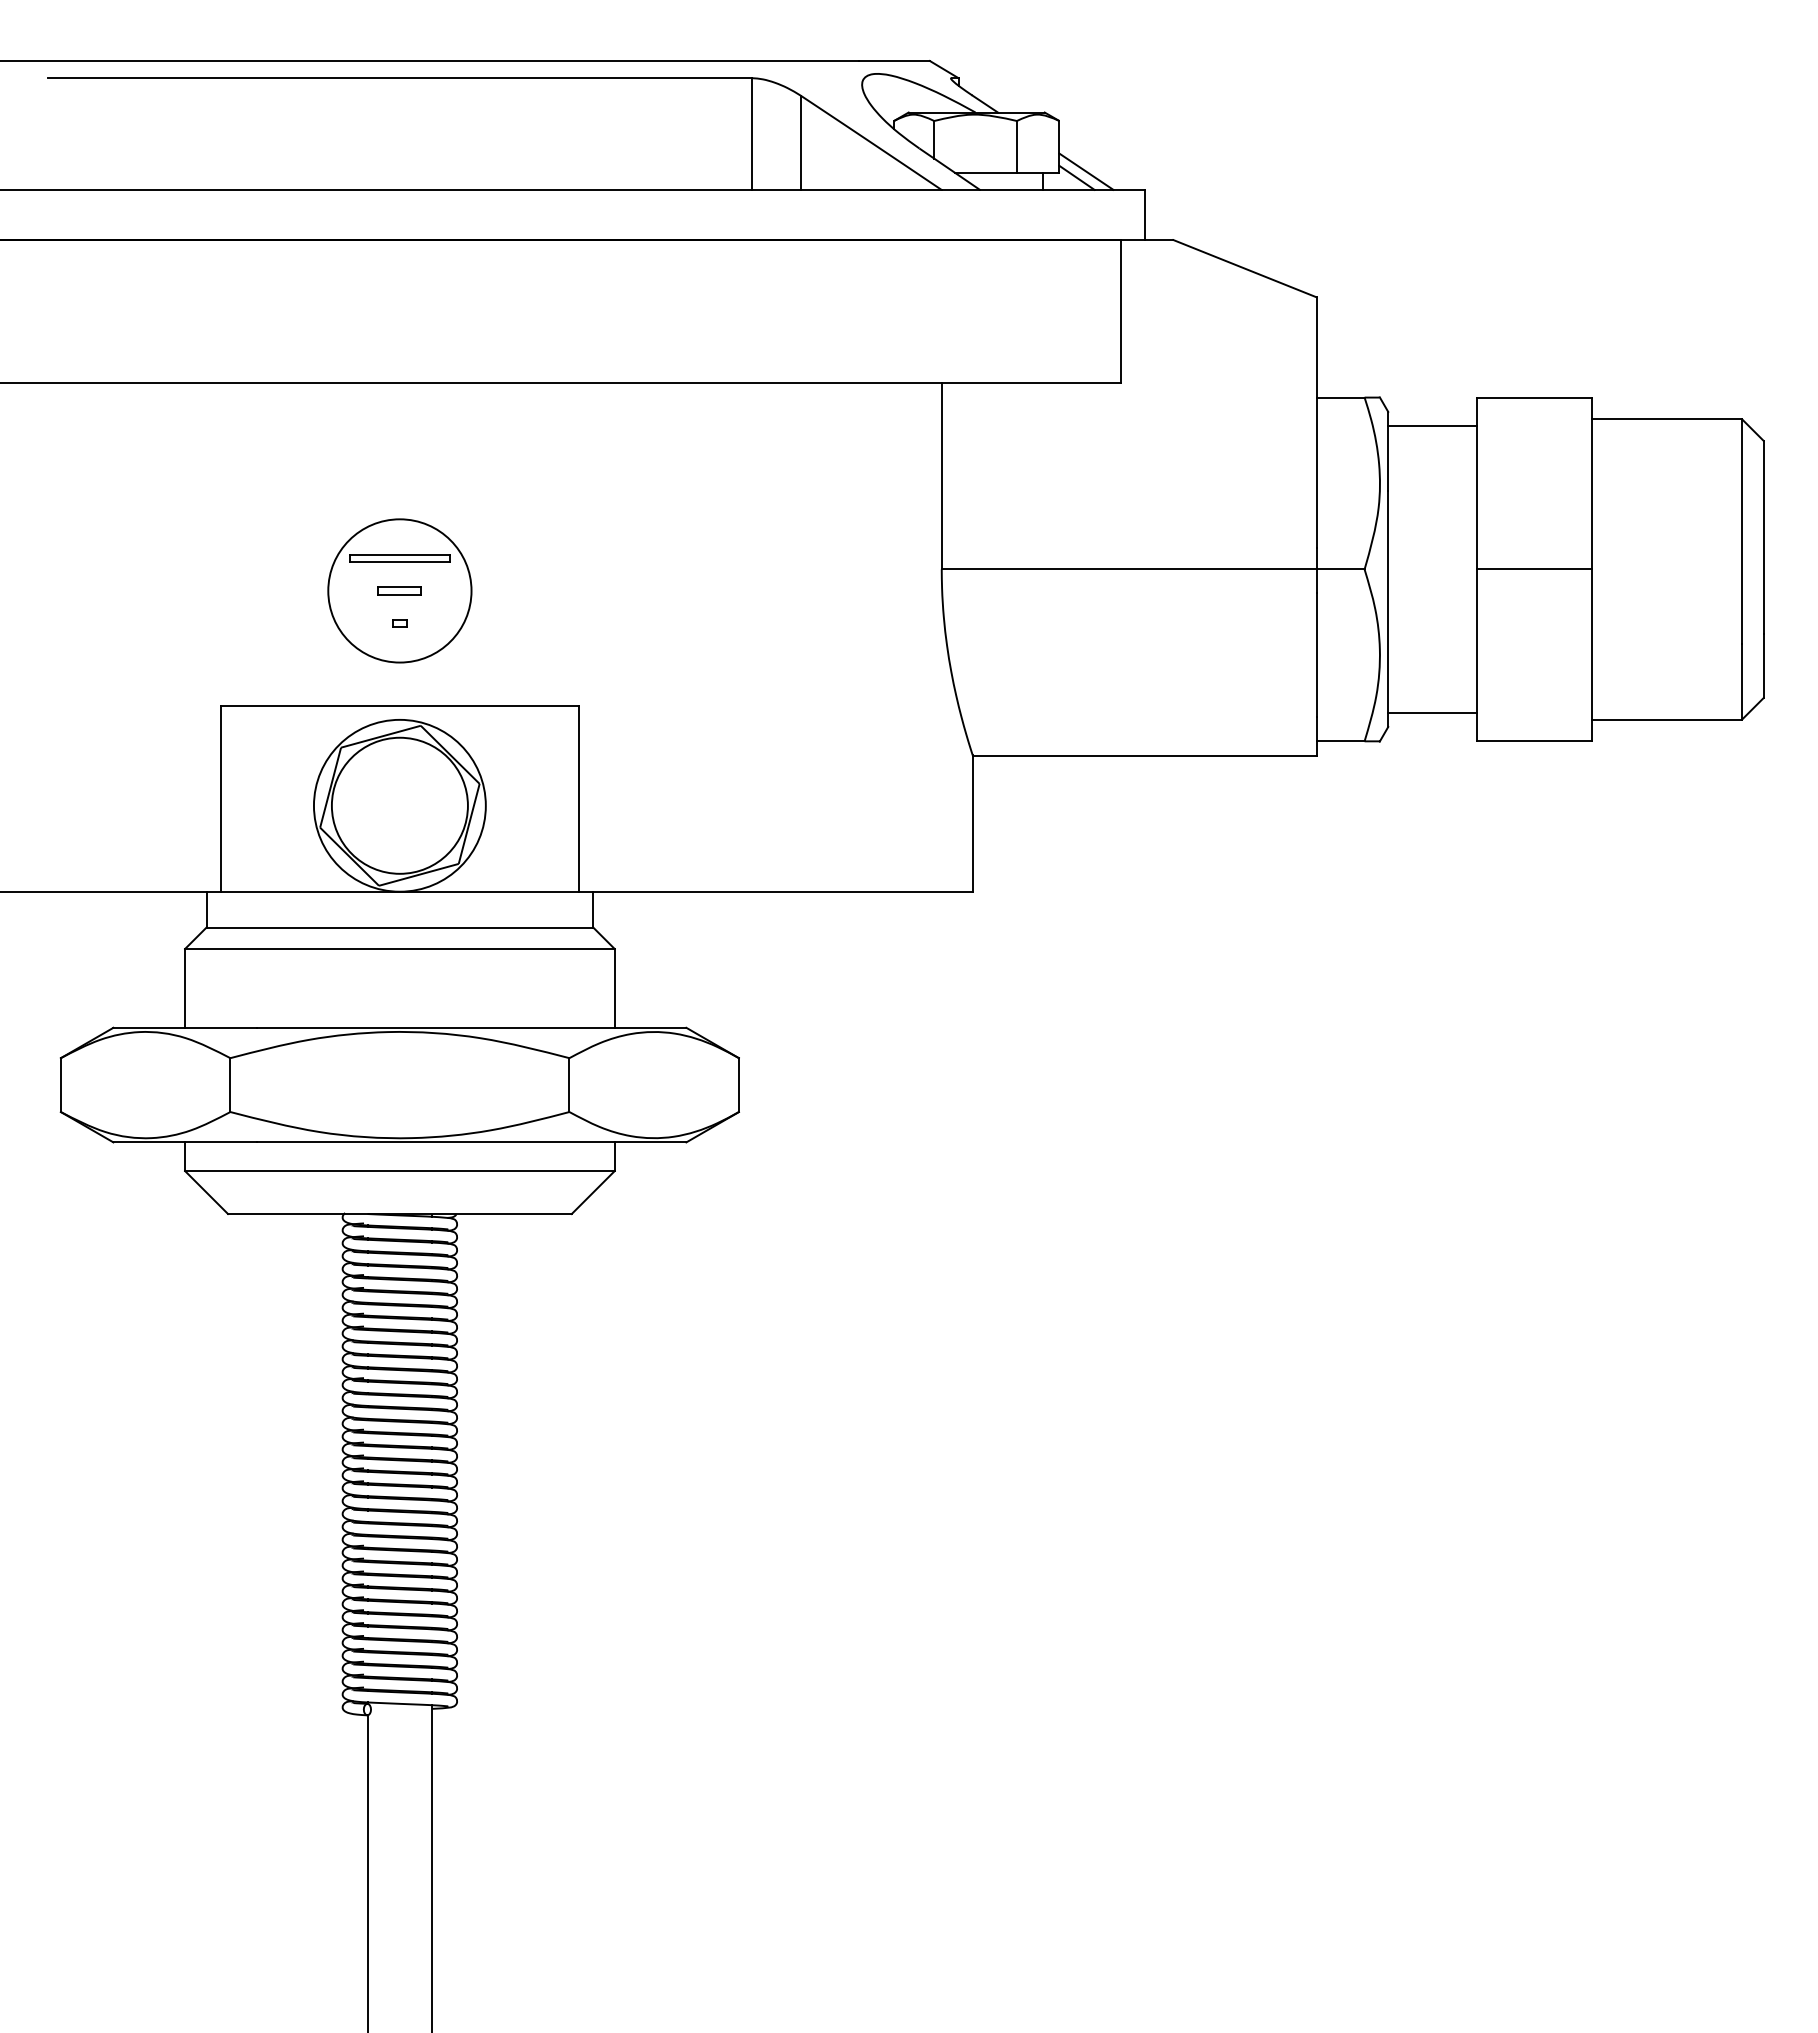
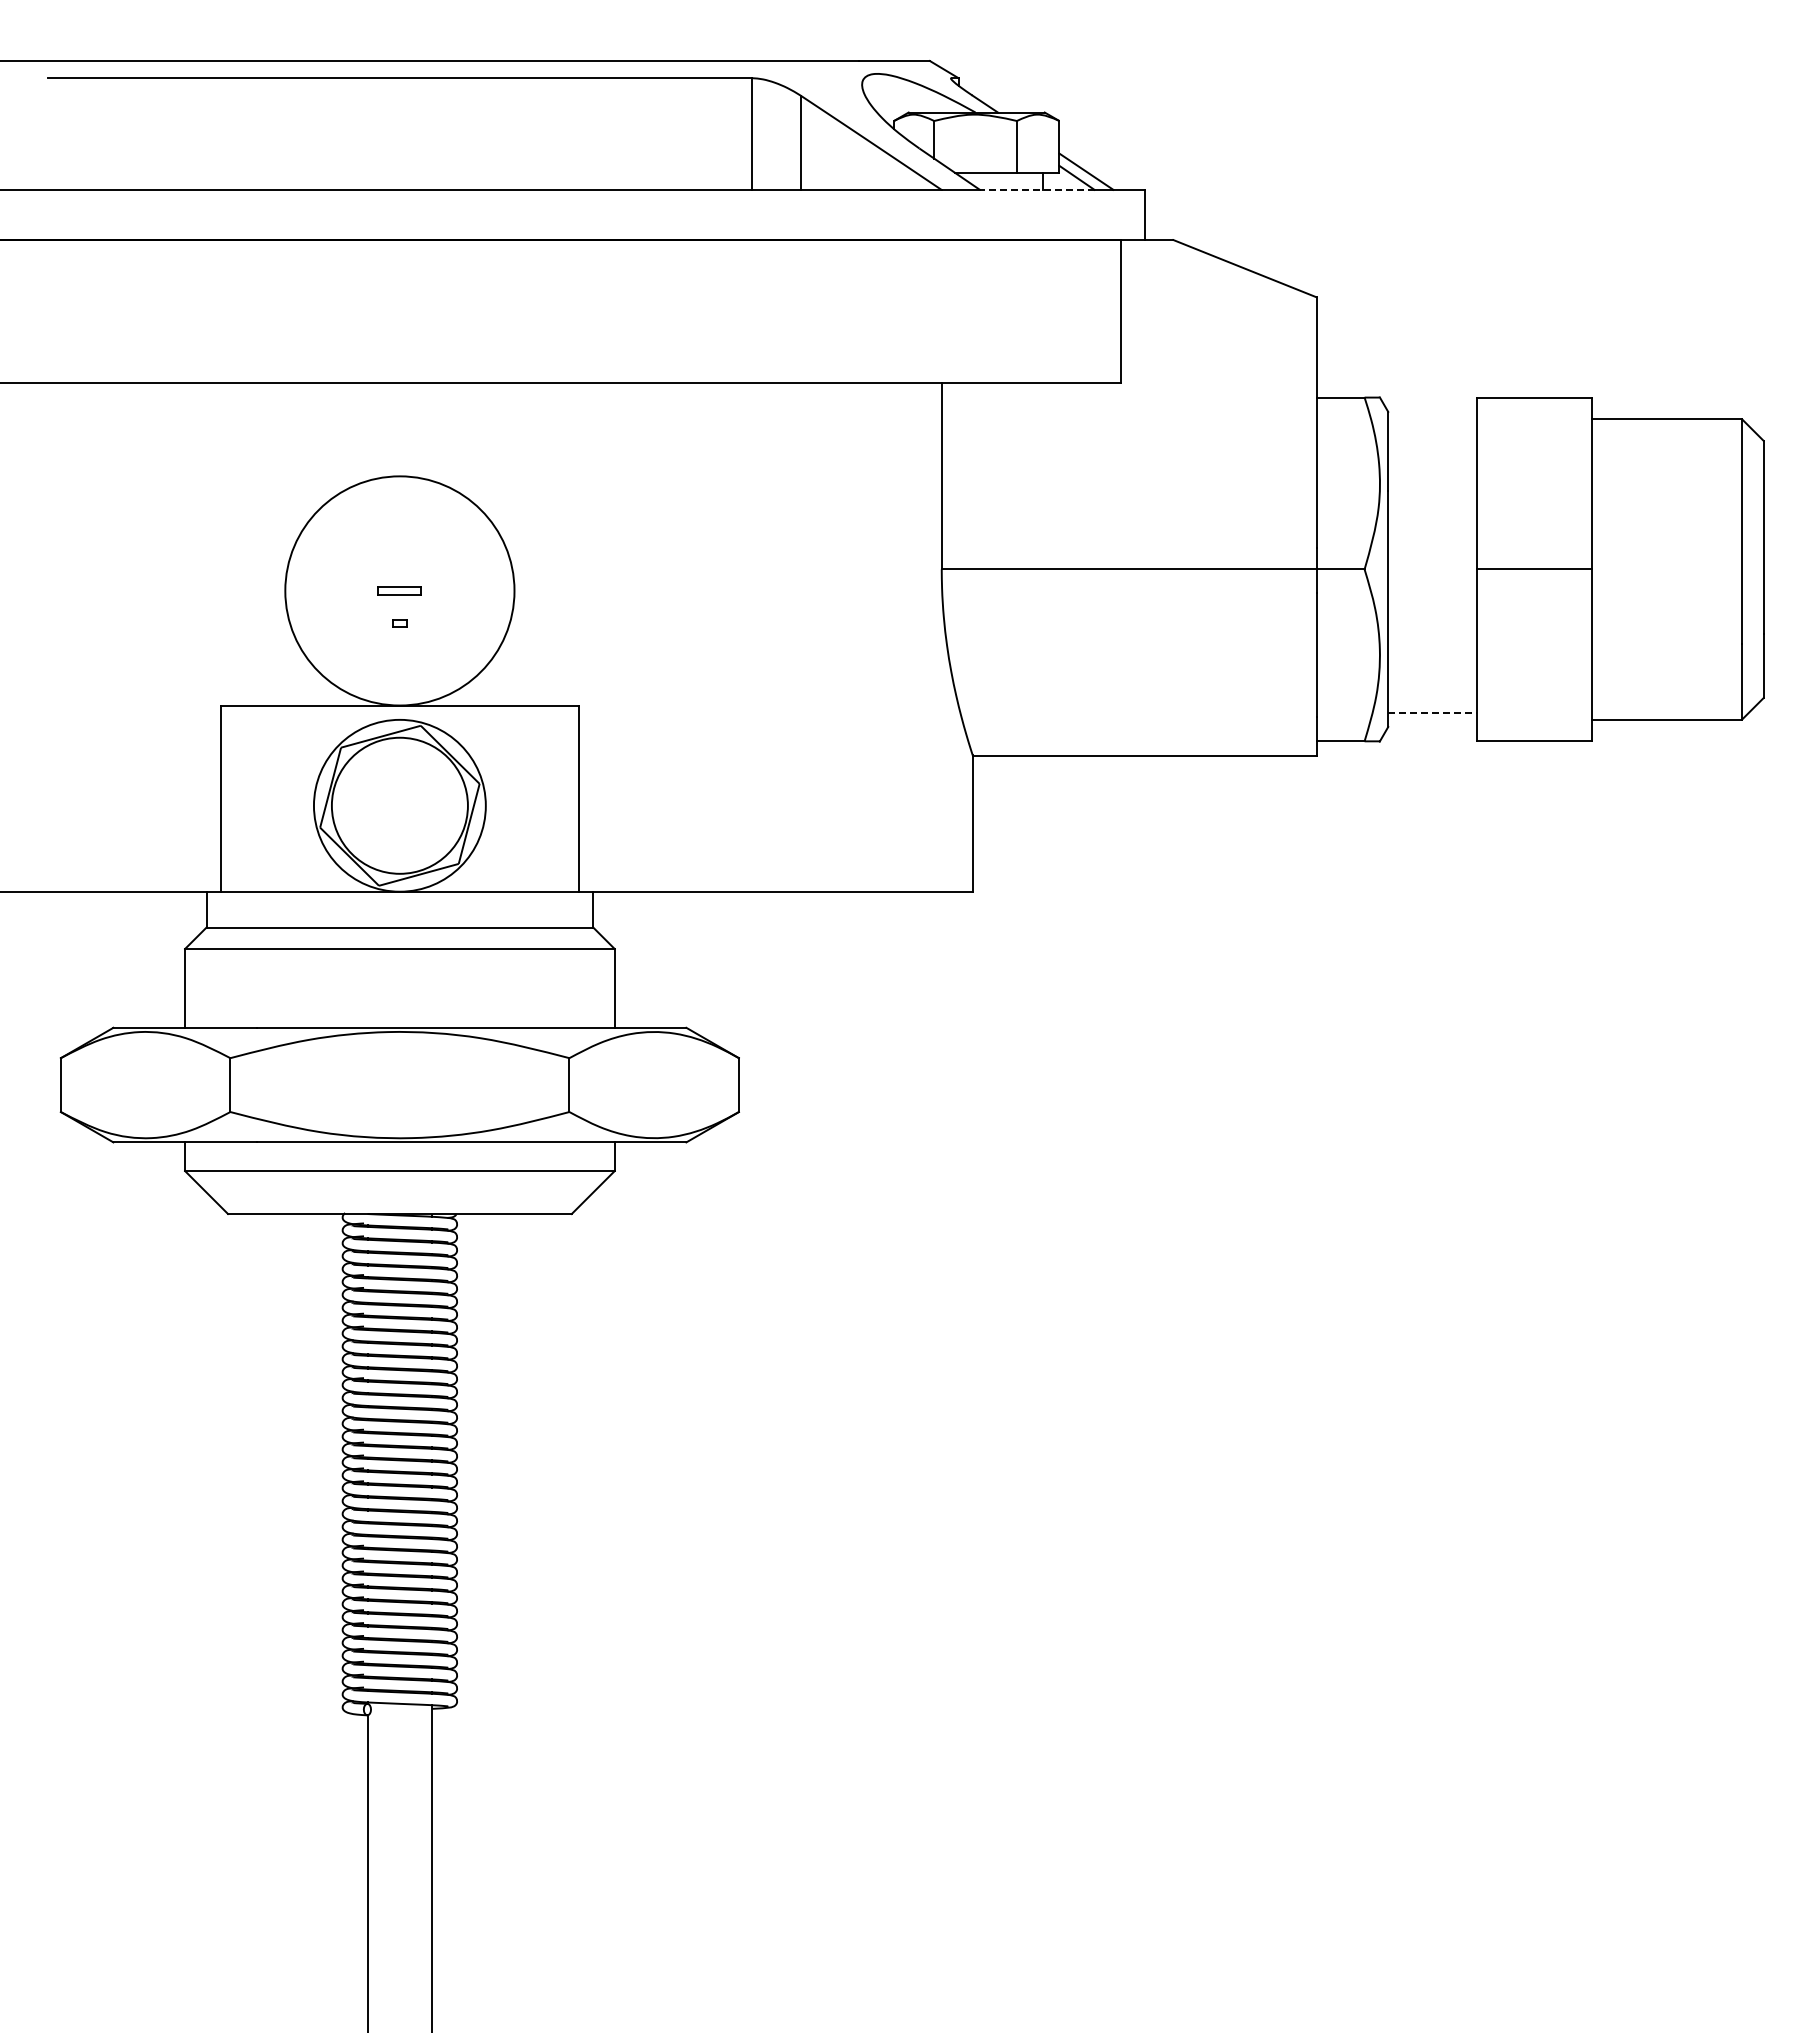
line: solid -> dashed (1036, 189)
line: present -> none (1432, 426)
part: present -> none (399, 558)
circle diameter: 143 px -> 229 px (399, 590)
line: solid -> dashed (1433, 712)
